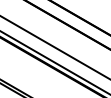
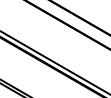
line: present -> none (54, 47)
